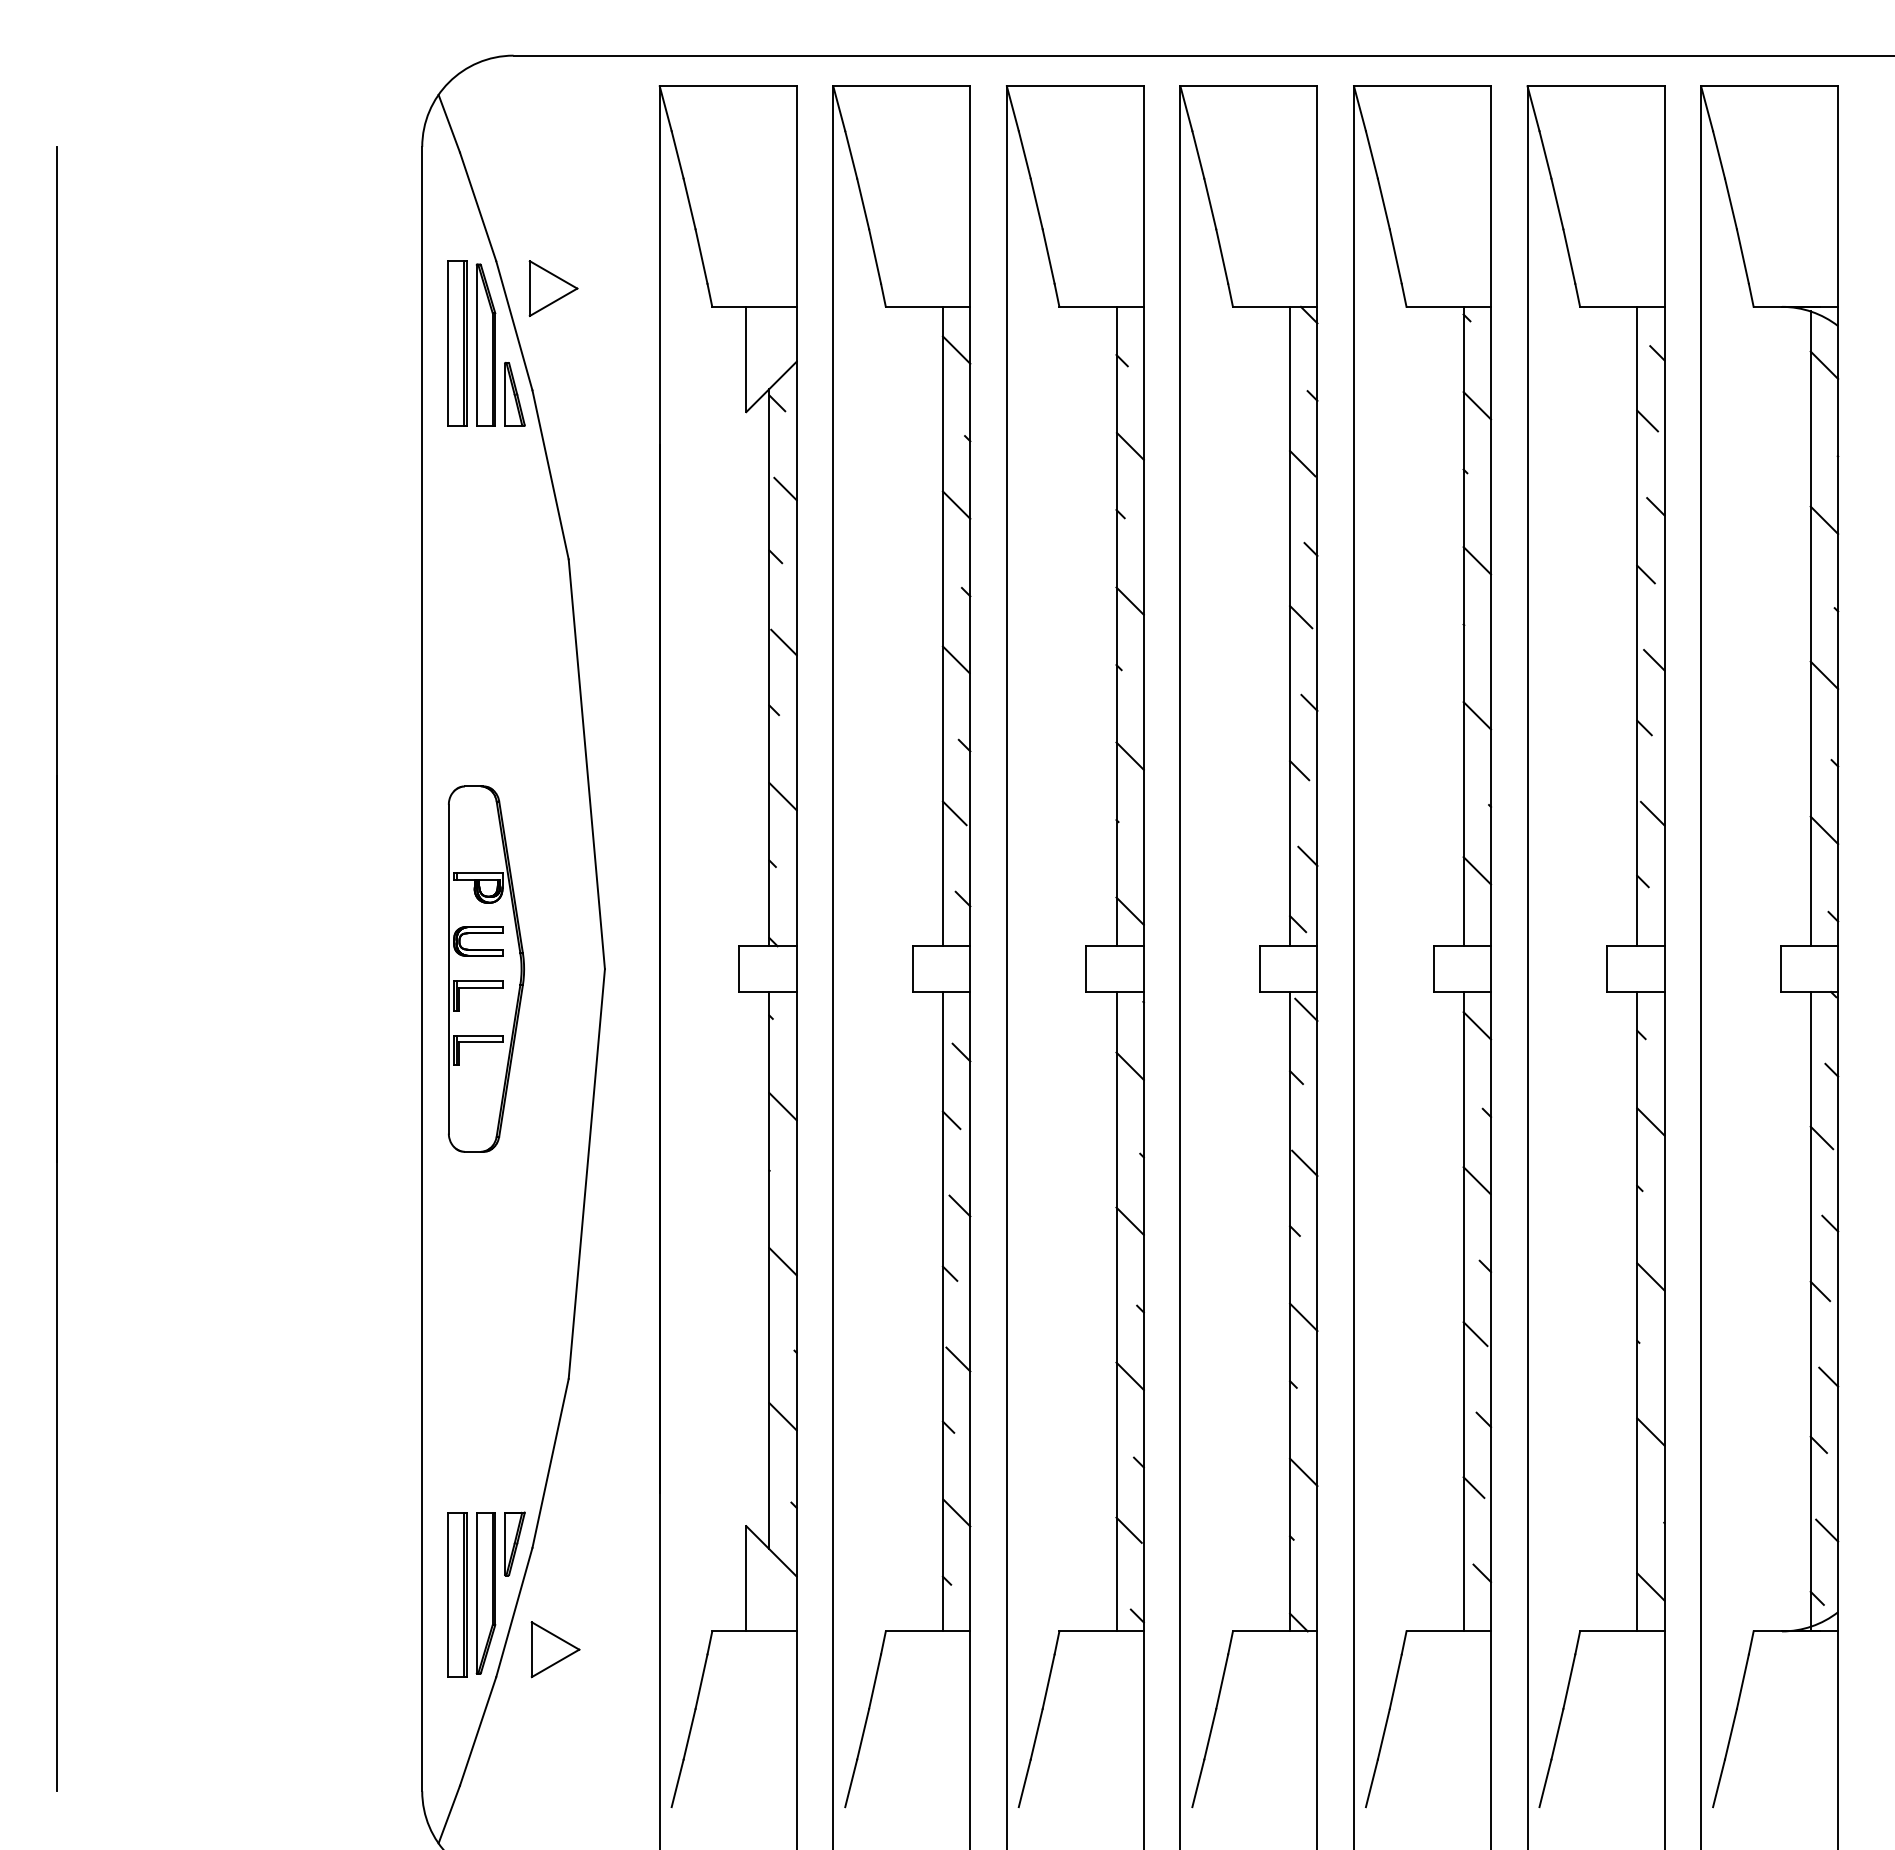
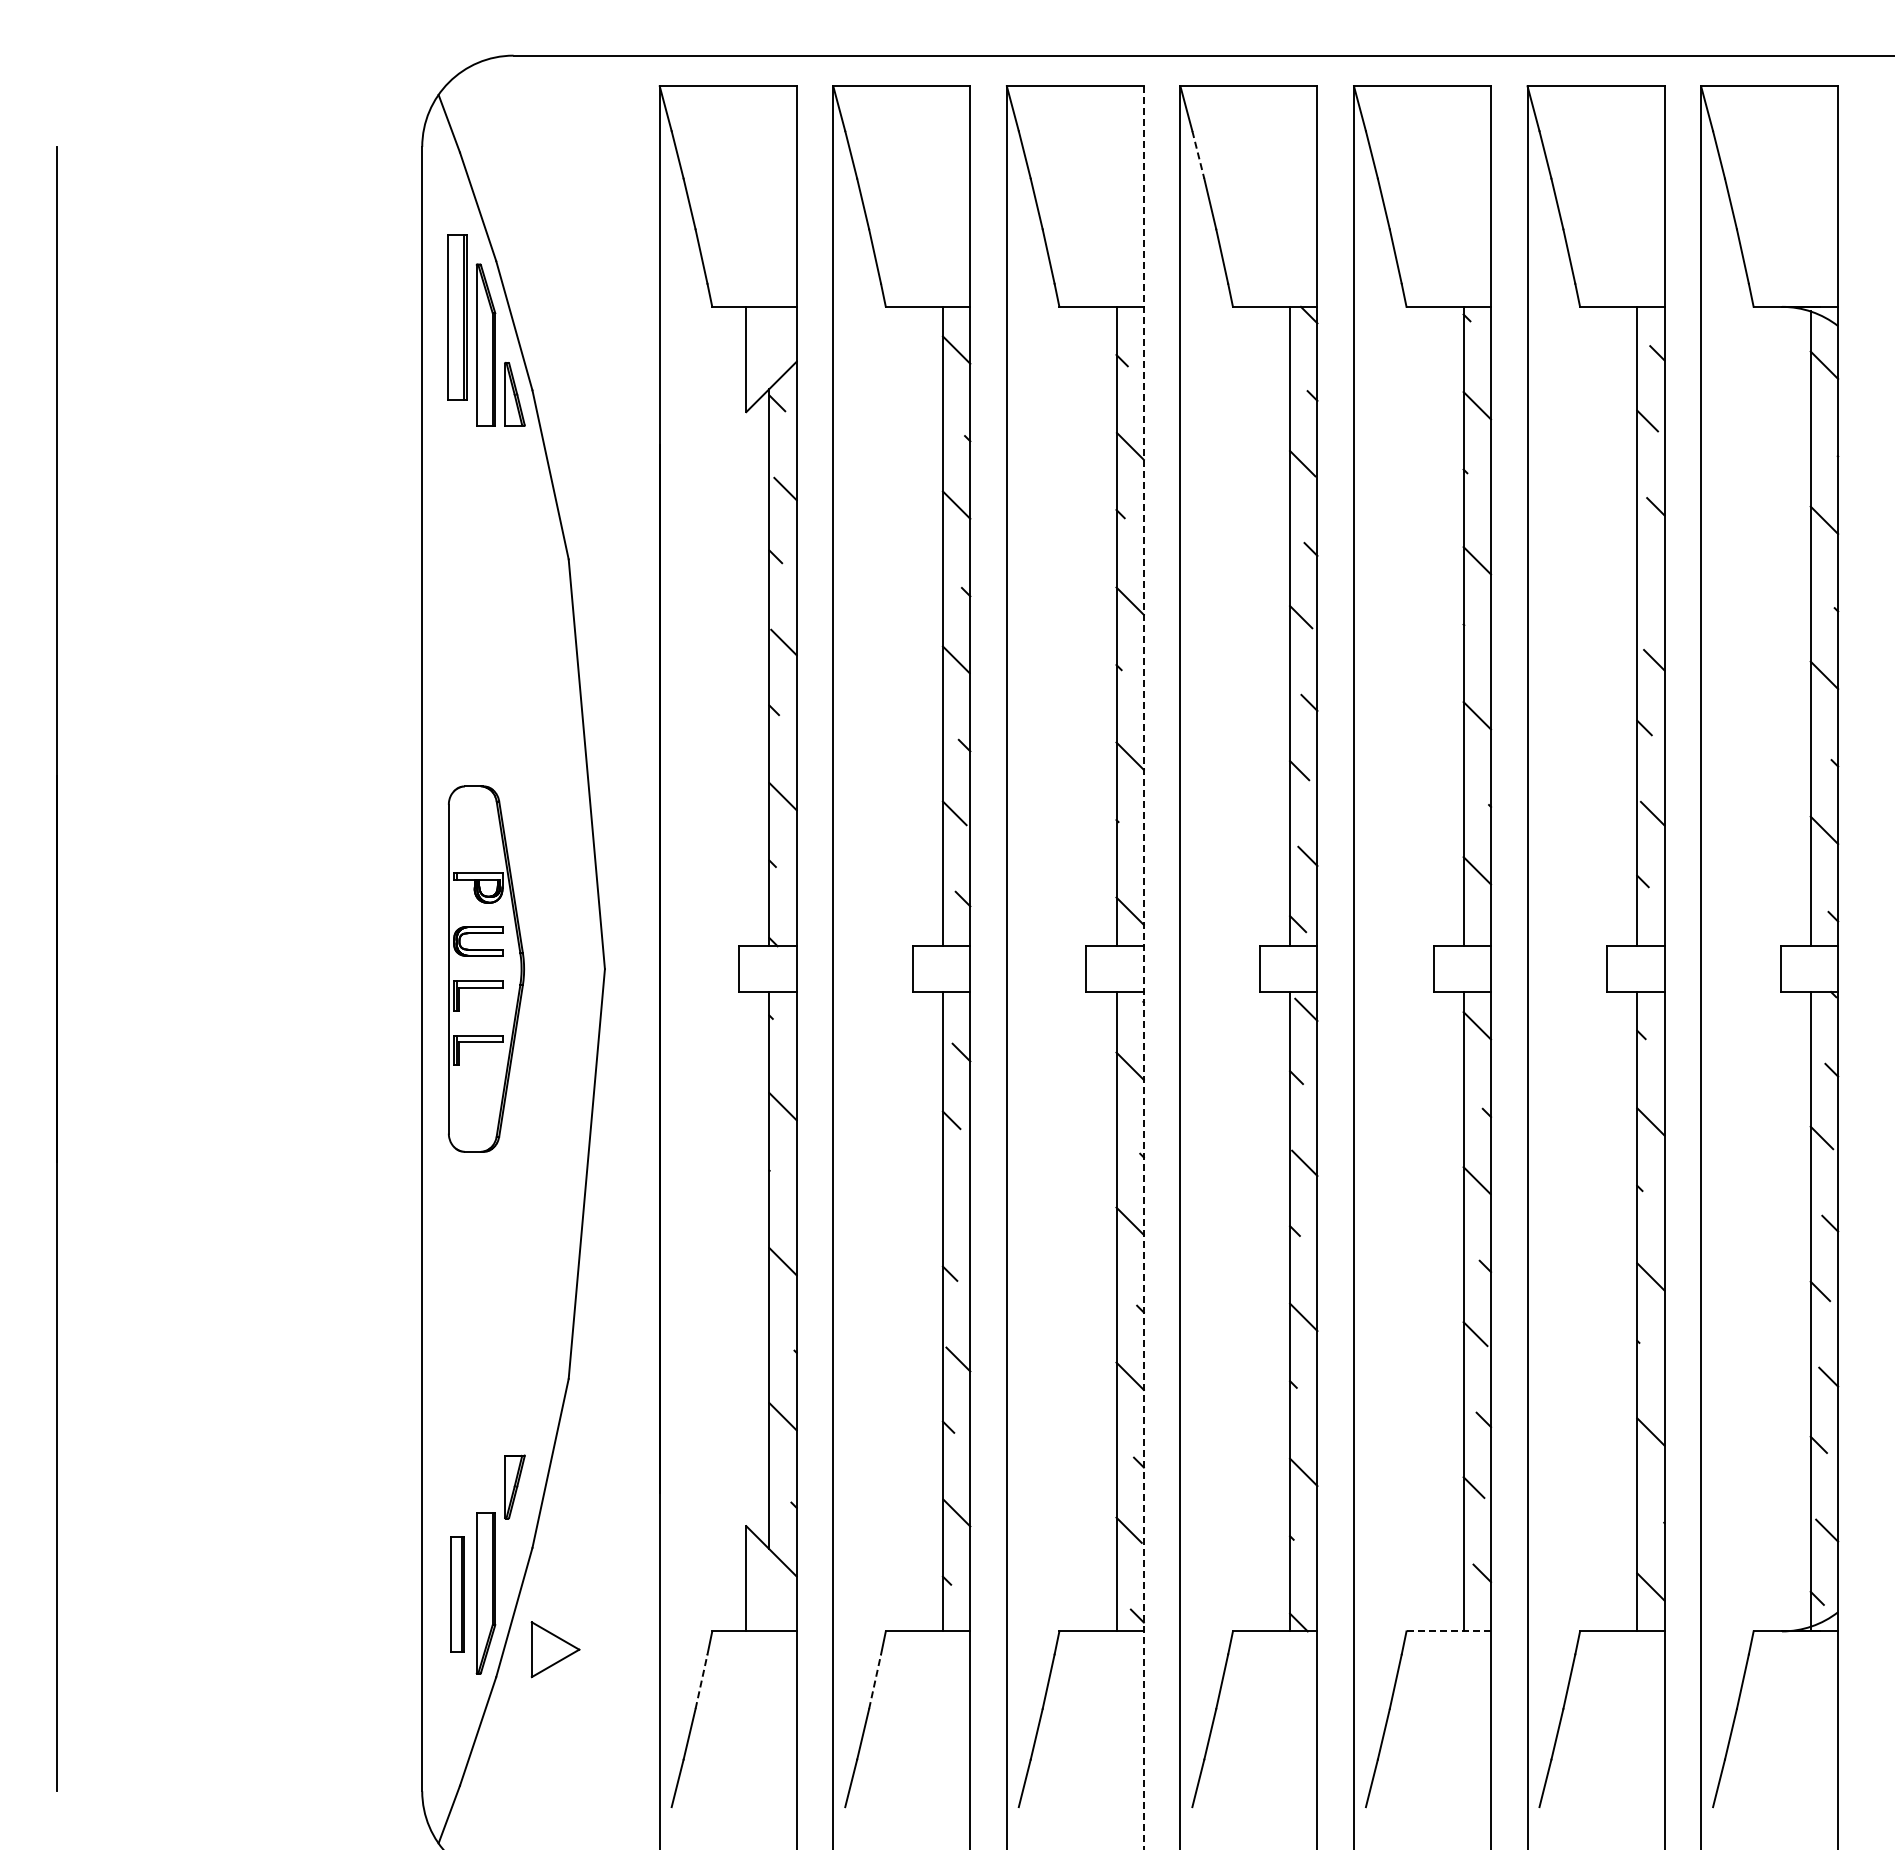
line: solid -> dashed (1198, 155)
part: present -> none (553, 288)
part position: (457, 343) -> (457, 317) (457, 317)
line: present -> none (1645, 574)
line: solid -> dashed (1143, 968)
line: present -> none (959, 1205)
part position: (514, 1543) -> (514, 1486) (514, 1486)
part size: 21x166 px -> 15x117 px (457, 1594)
line: solid -> dashed (1448, 1631)
line: solid -> dashed (701, 1681)
line: solid -> dashed (875, 1681)
